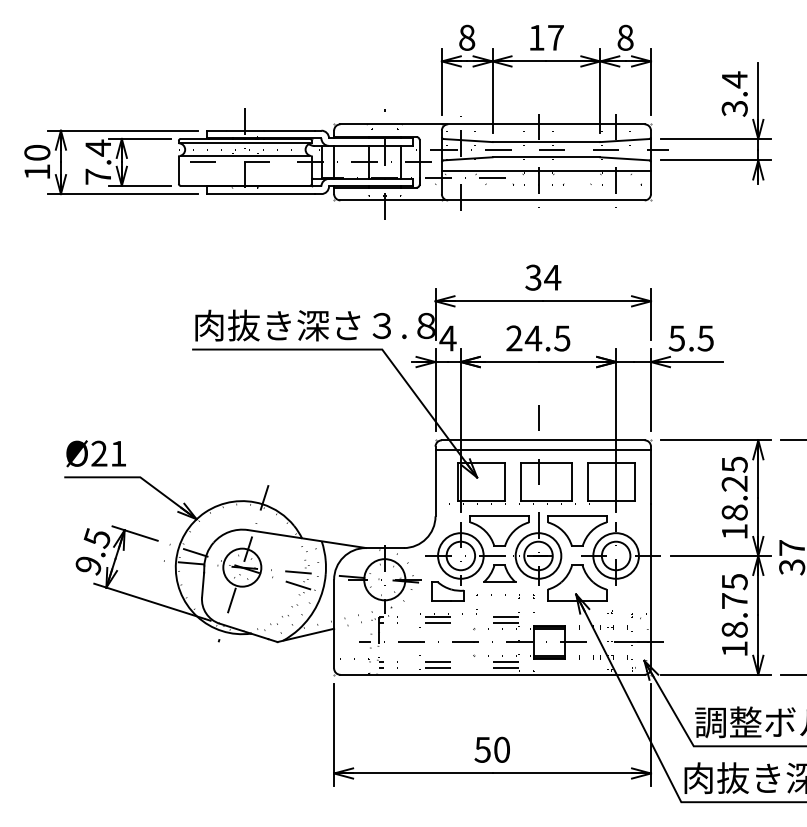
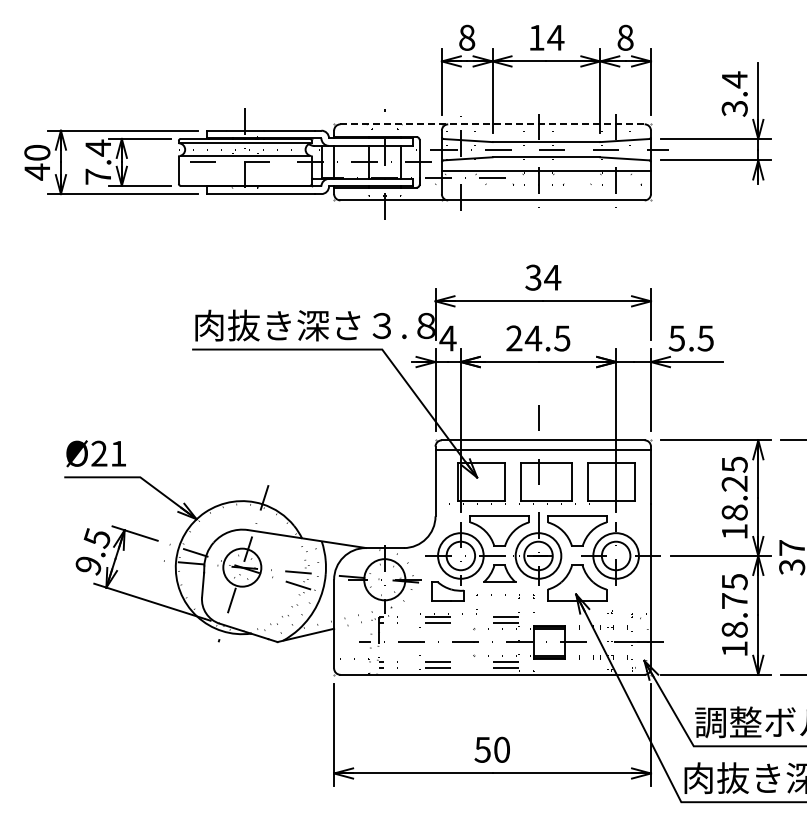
text: 17 -> 14 (555, 37)
line: solid -> dashed (493, 124)
text: 10 -> 40 (36, 171)
